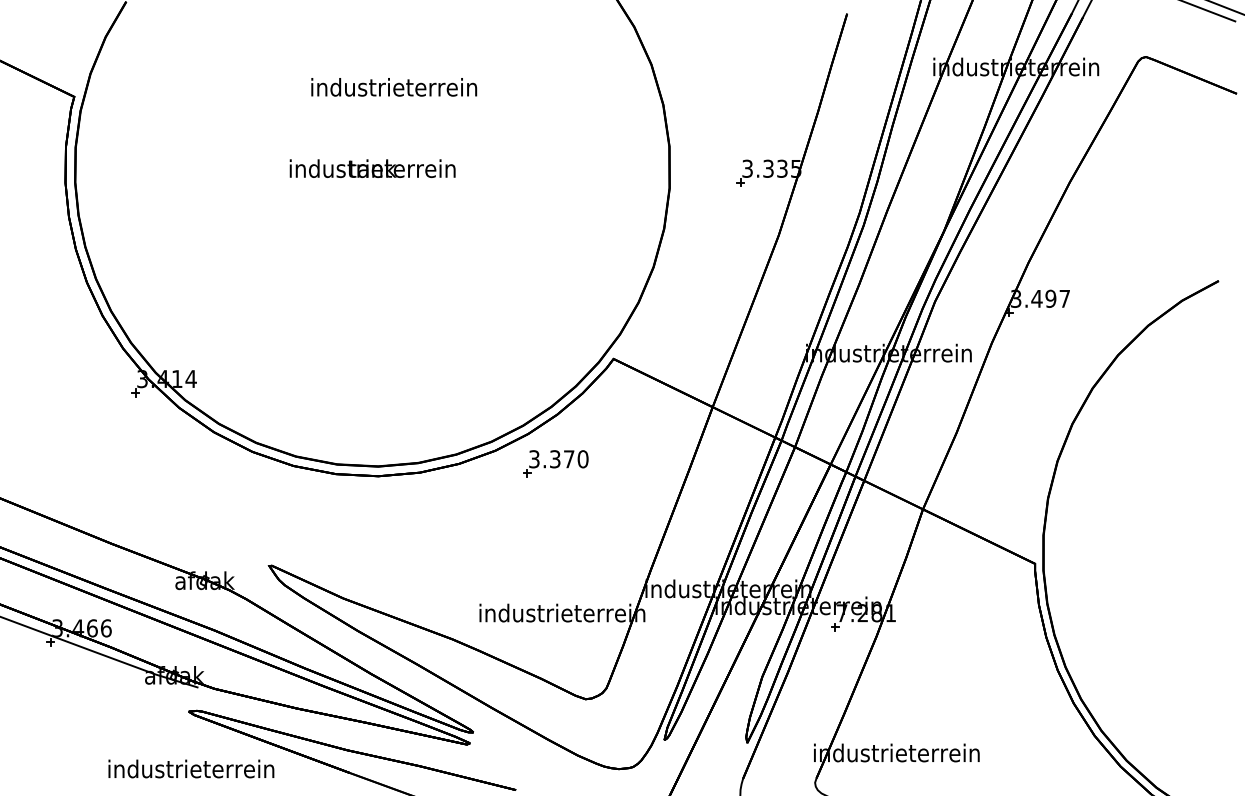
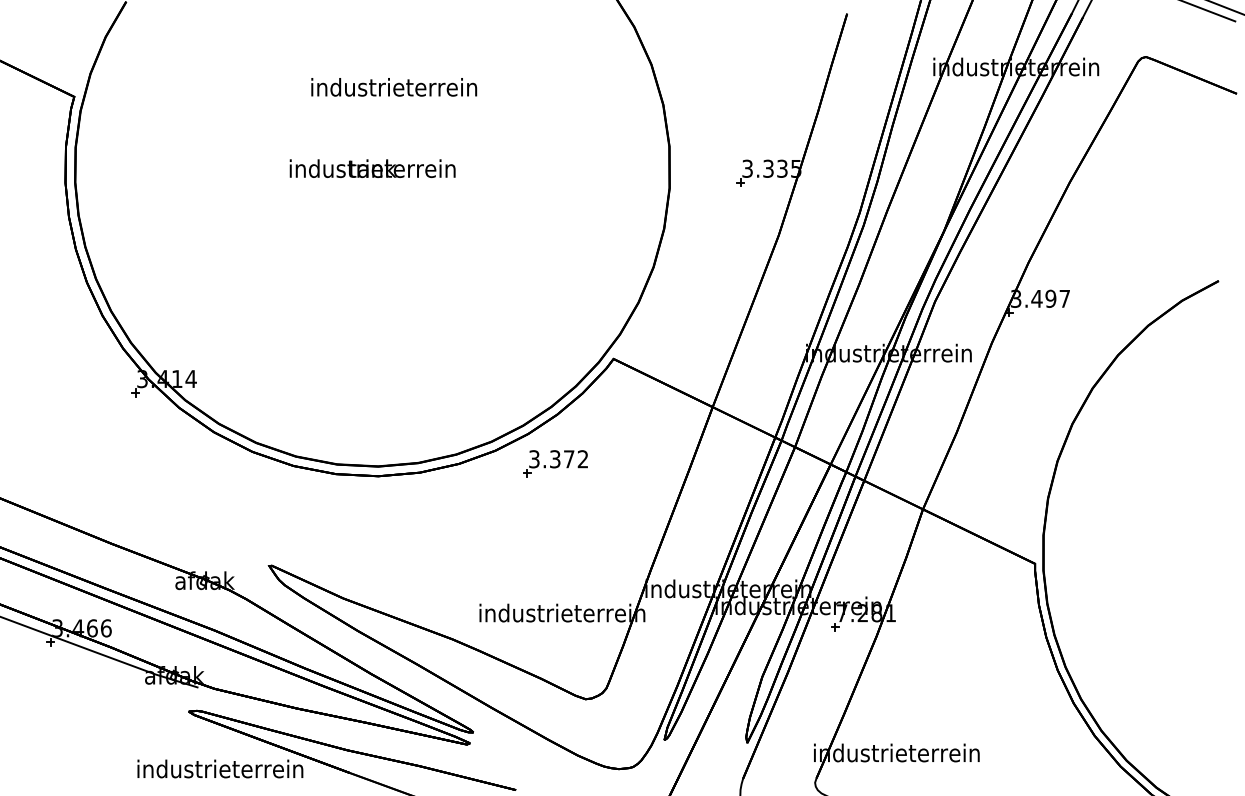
text: 3.370 -> 3.372 (582, 459)
text position: (191, 768) -> (220, 768) (220, 768)
